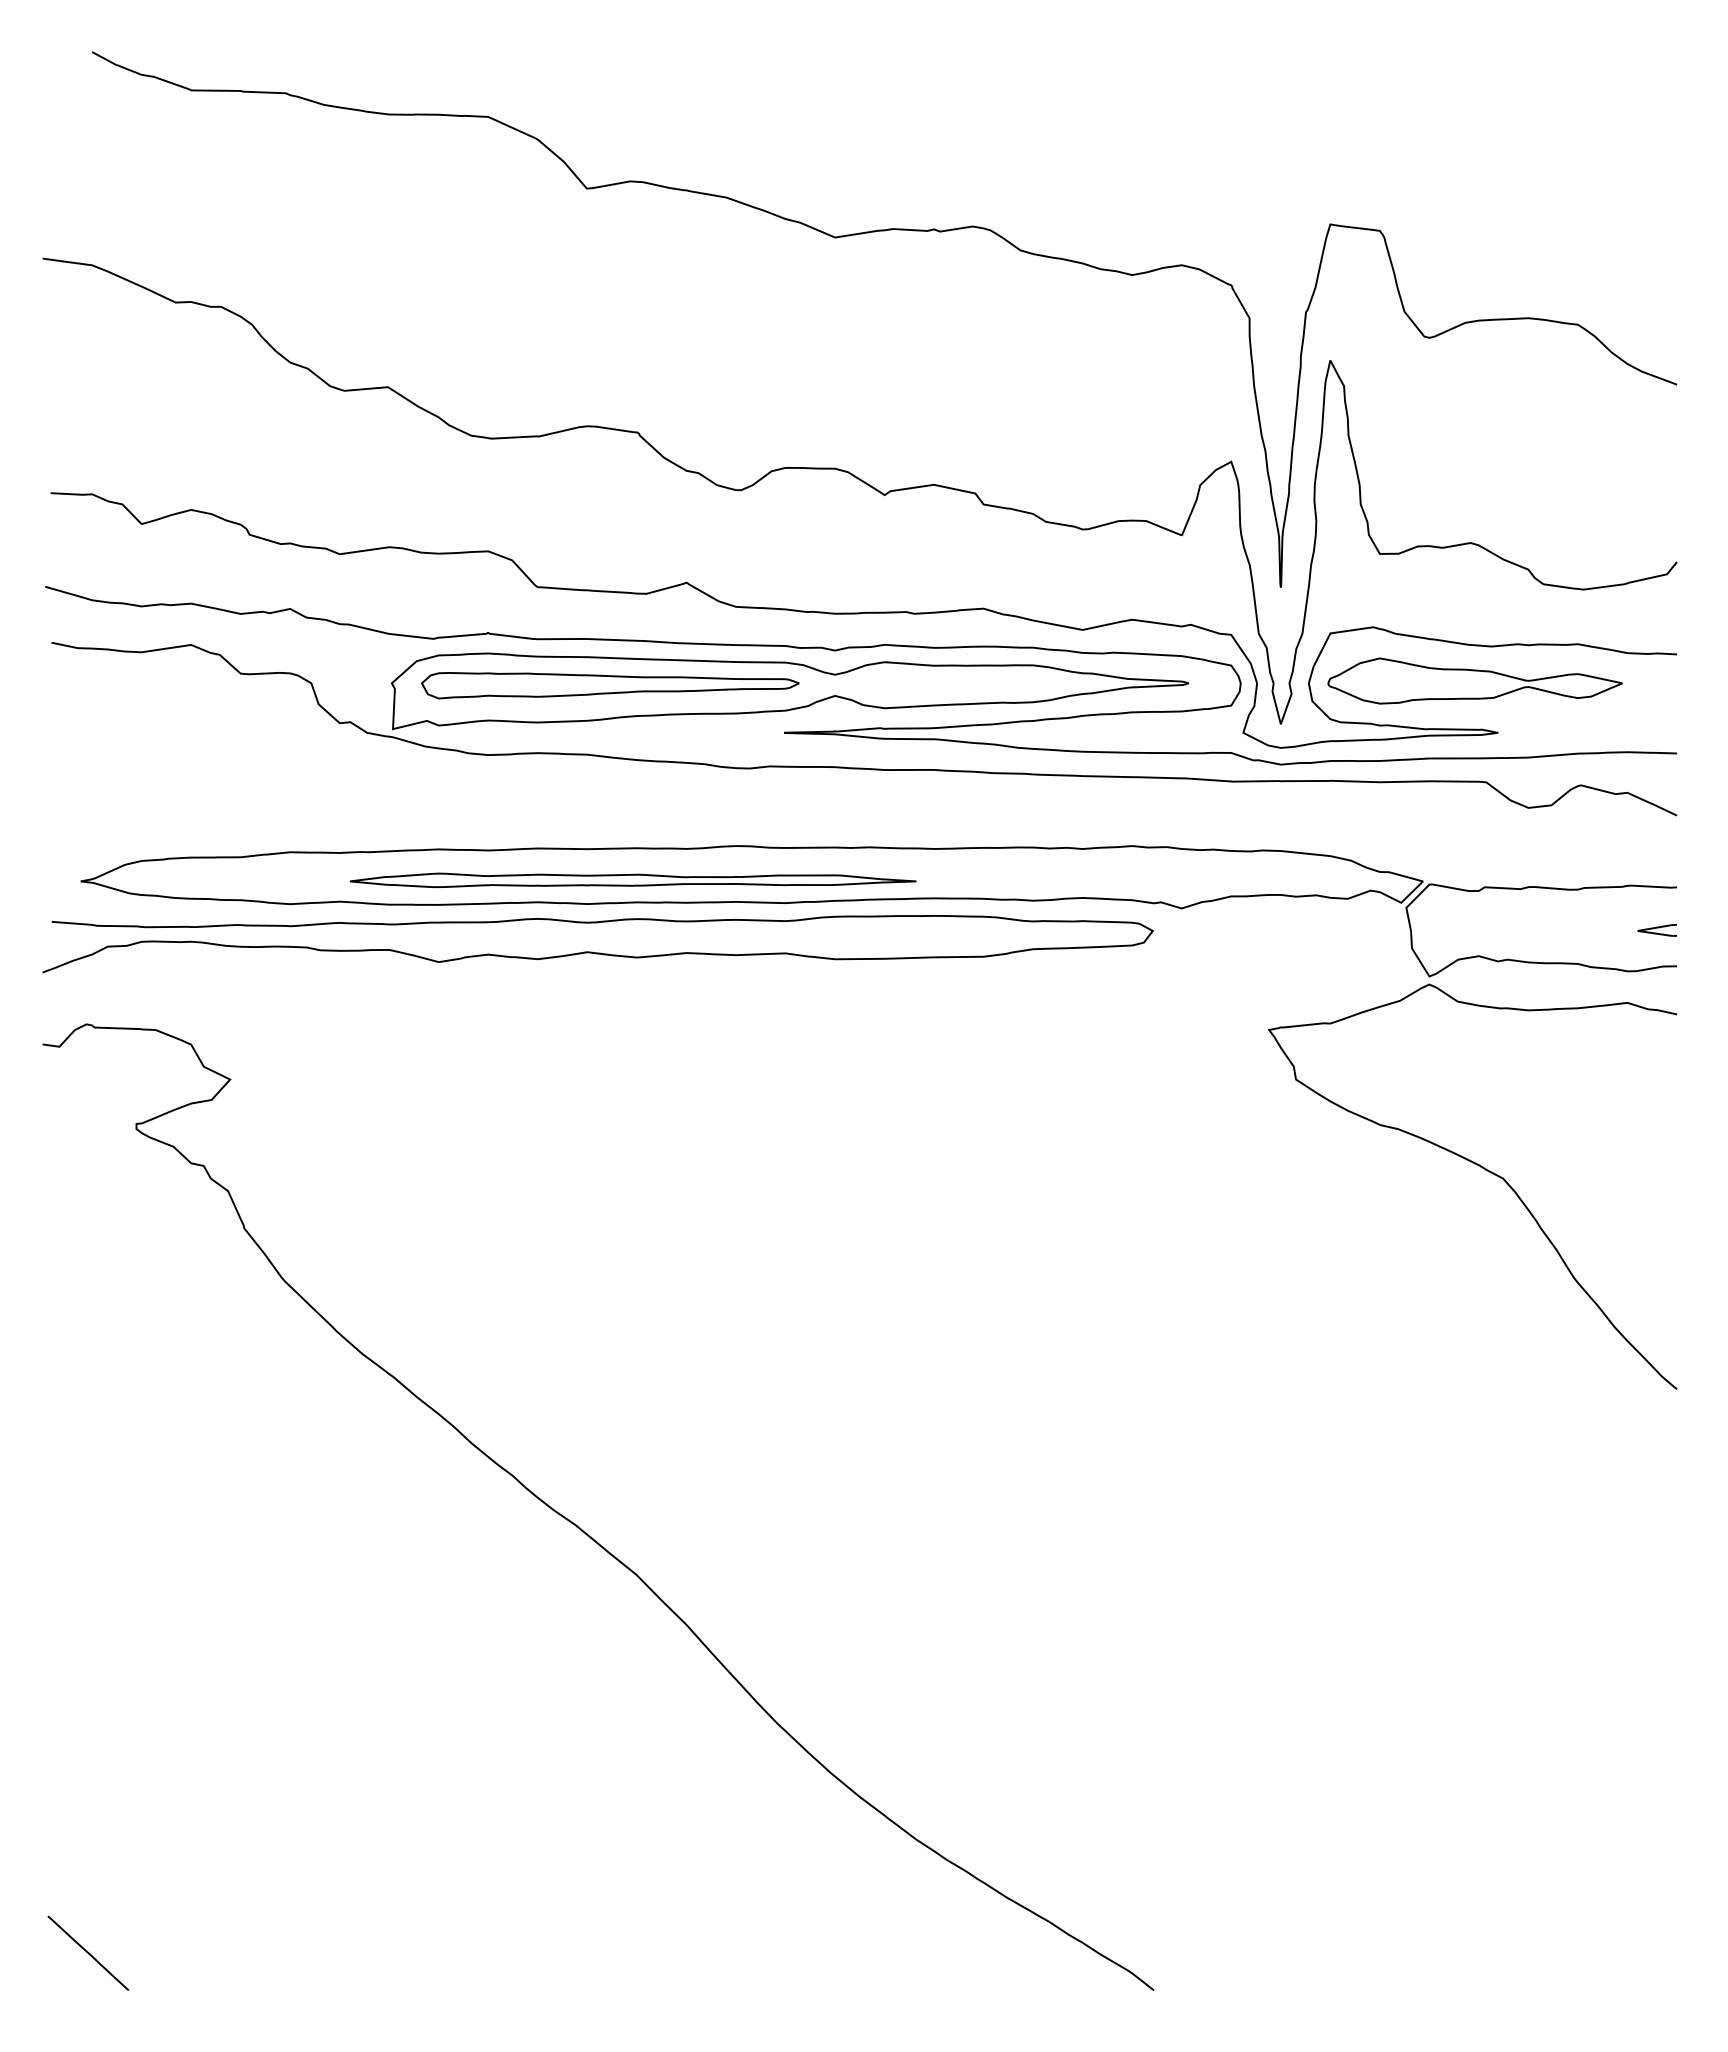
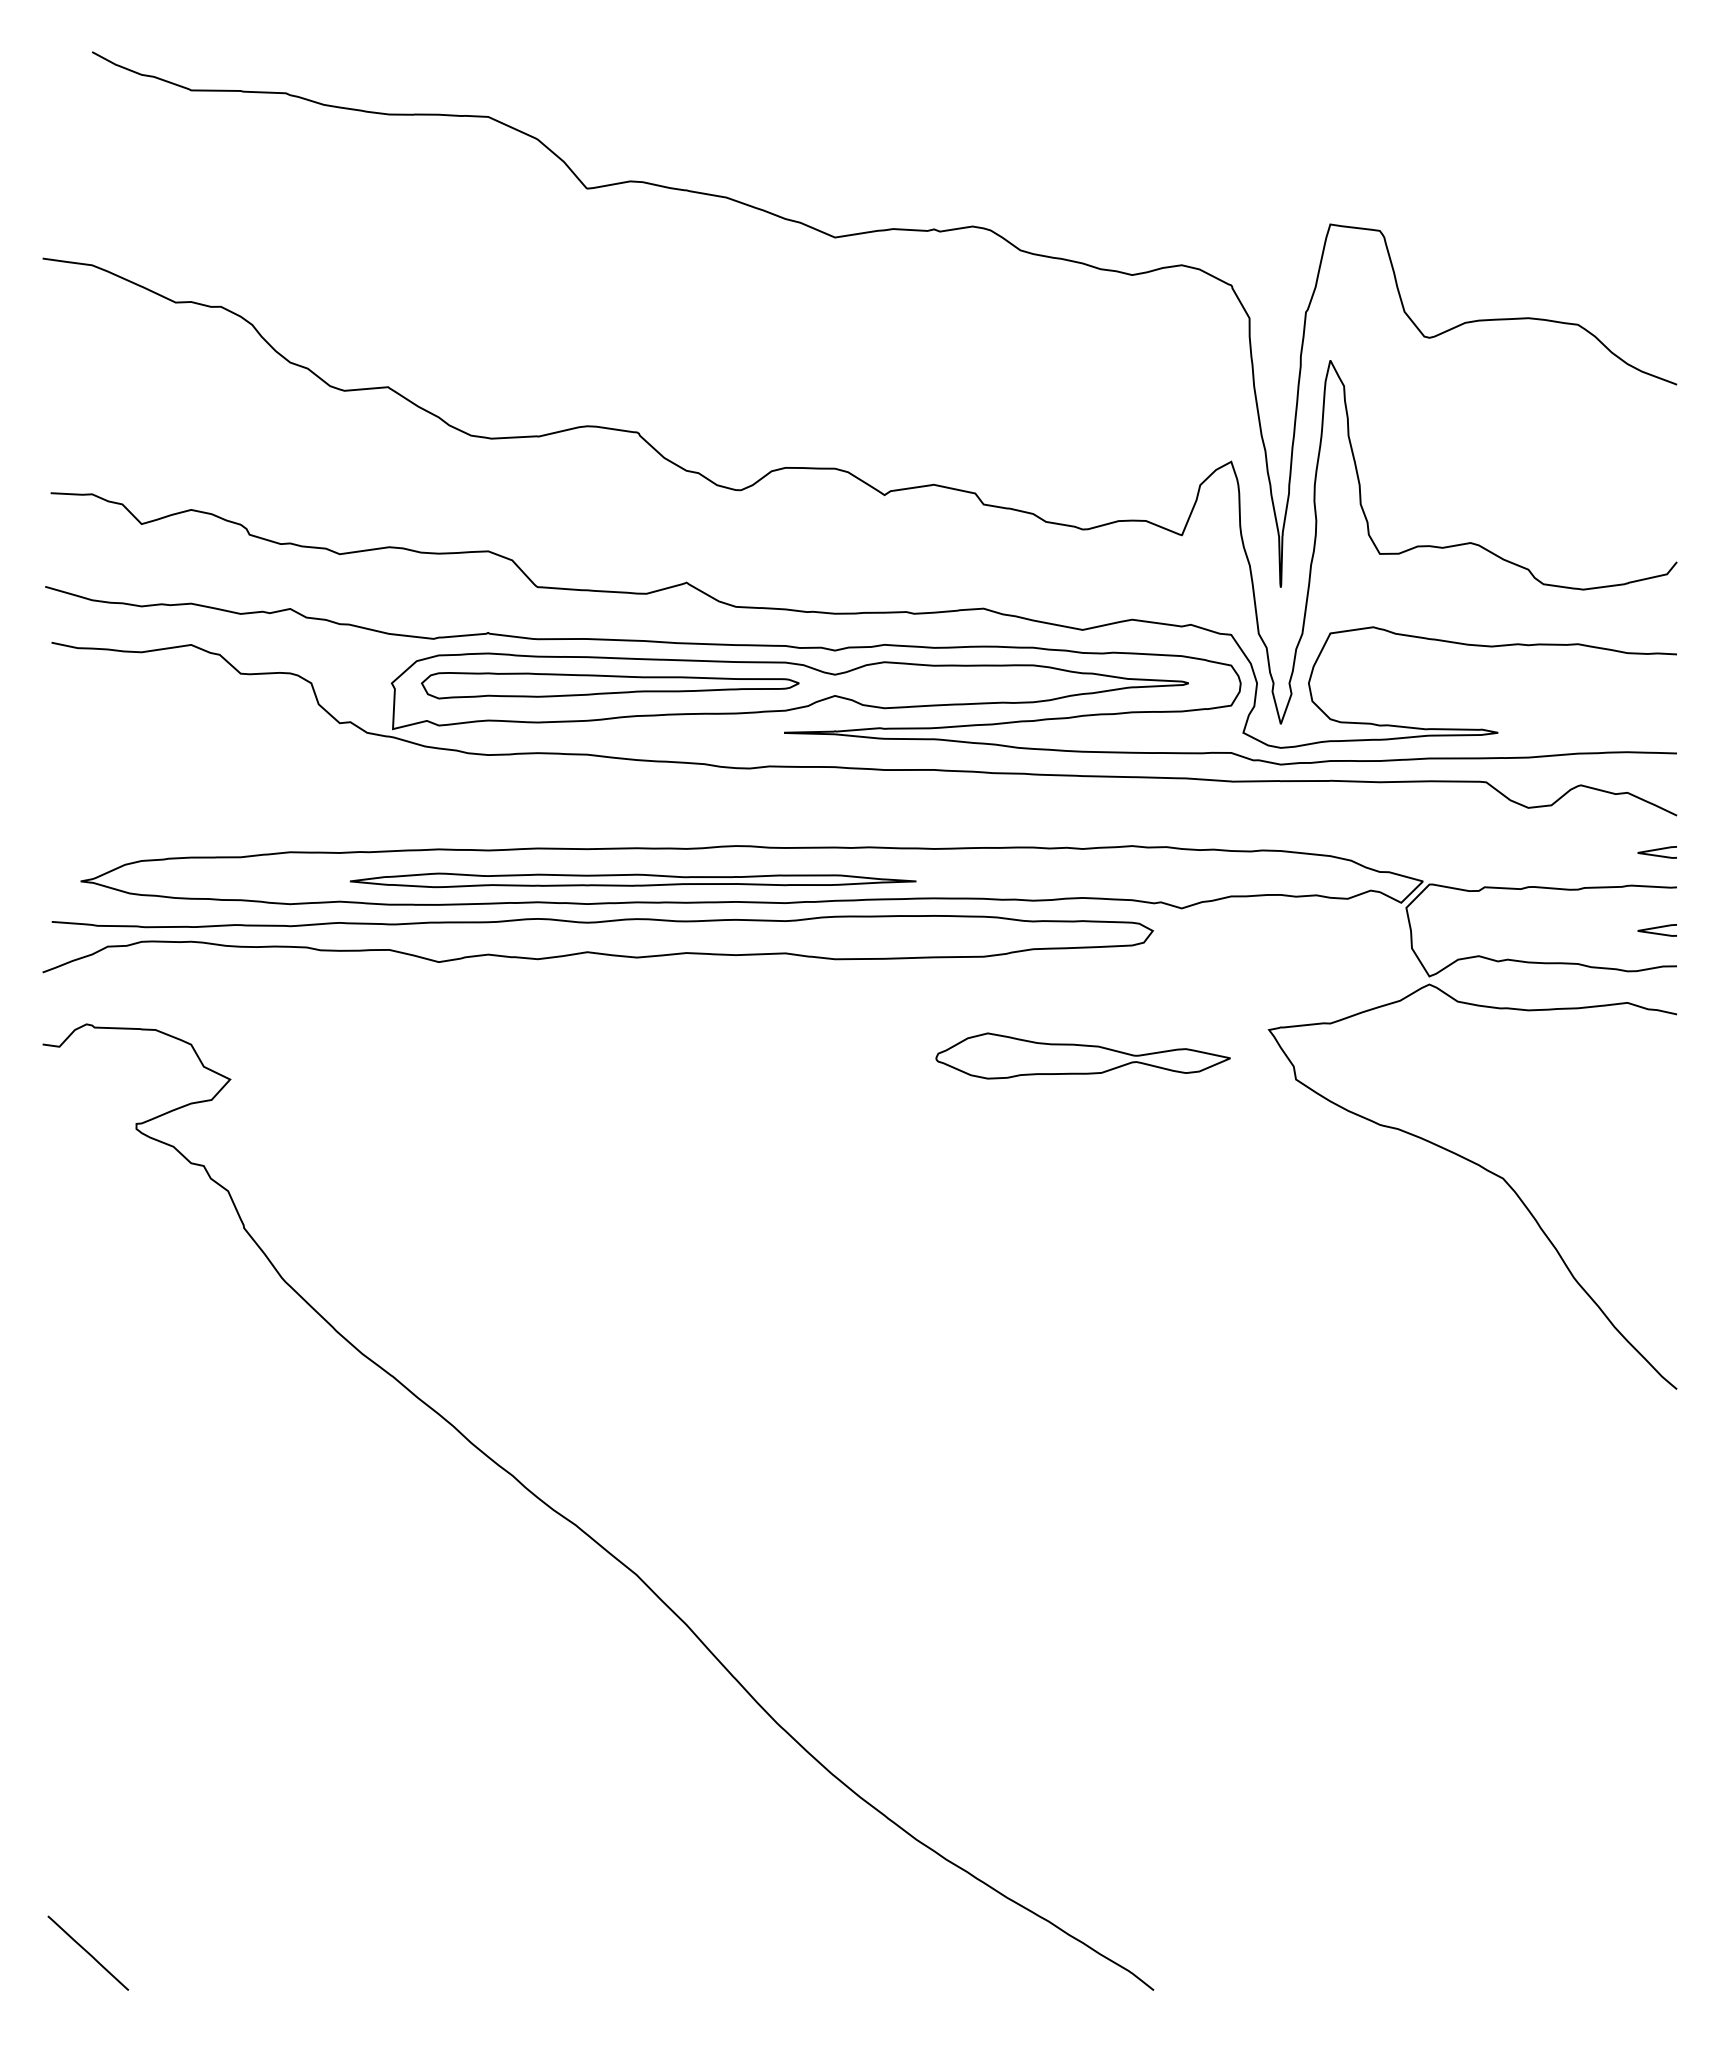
part position: (1474, 680) -> (1082, 1055) (1082, 1055)
line: none -> present (1656, 850)
